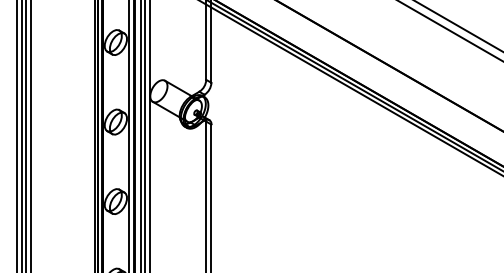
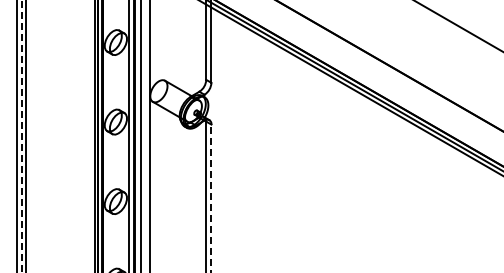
line: present -> none (450, 31)
line: present -> none (31, 135)
line: present -> none (144, 135)
line: solid -> dashed (21, 136)
line: solid -> dashed (211, 198)
